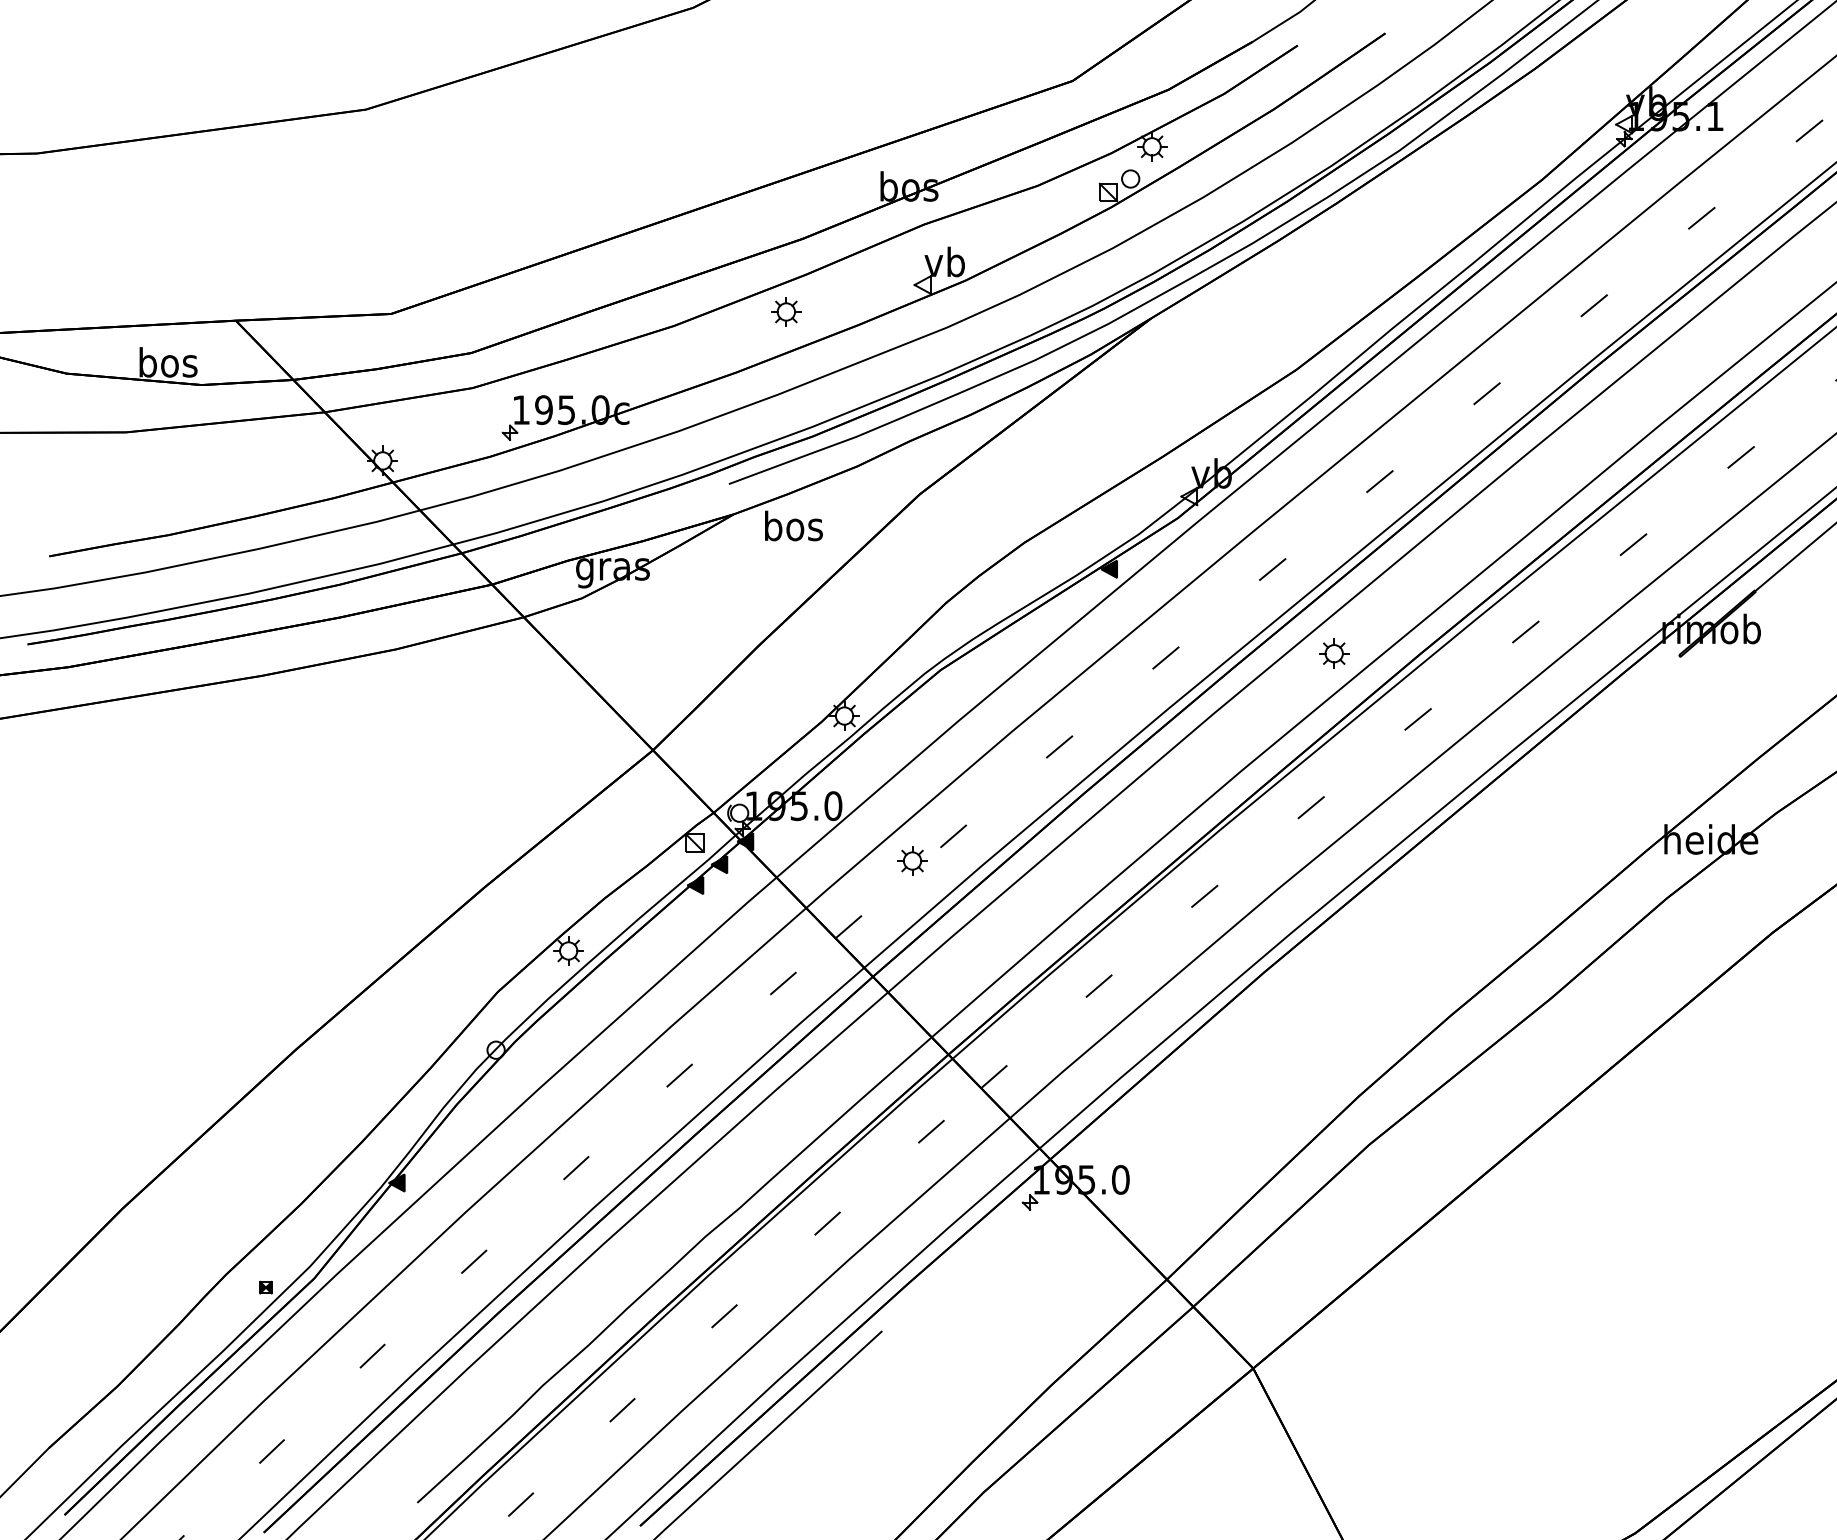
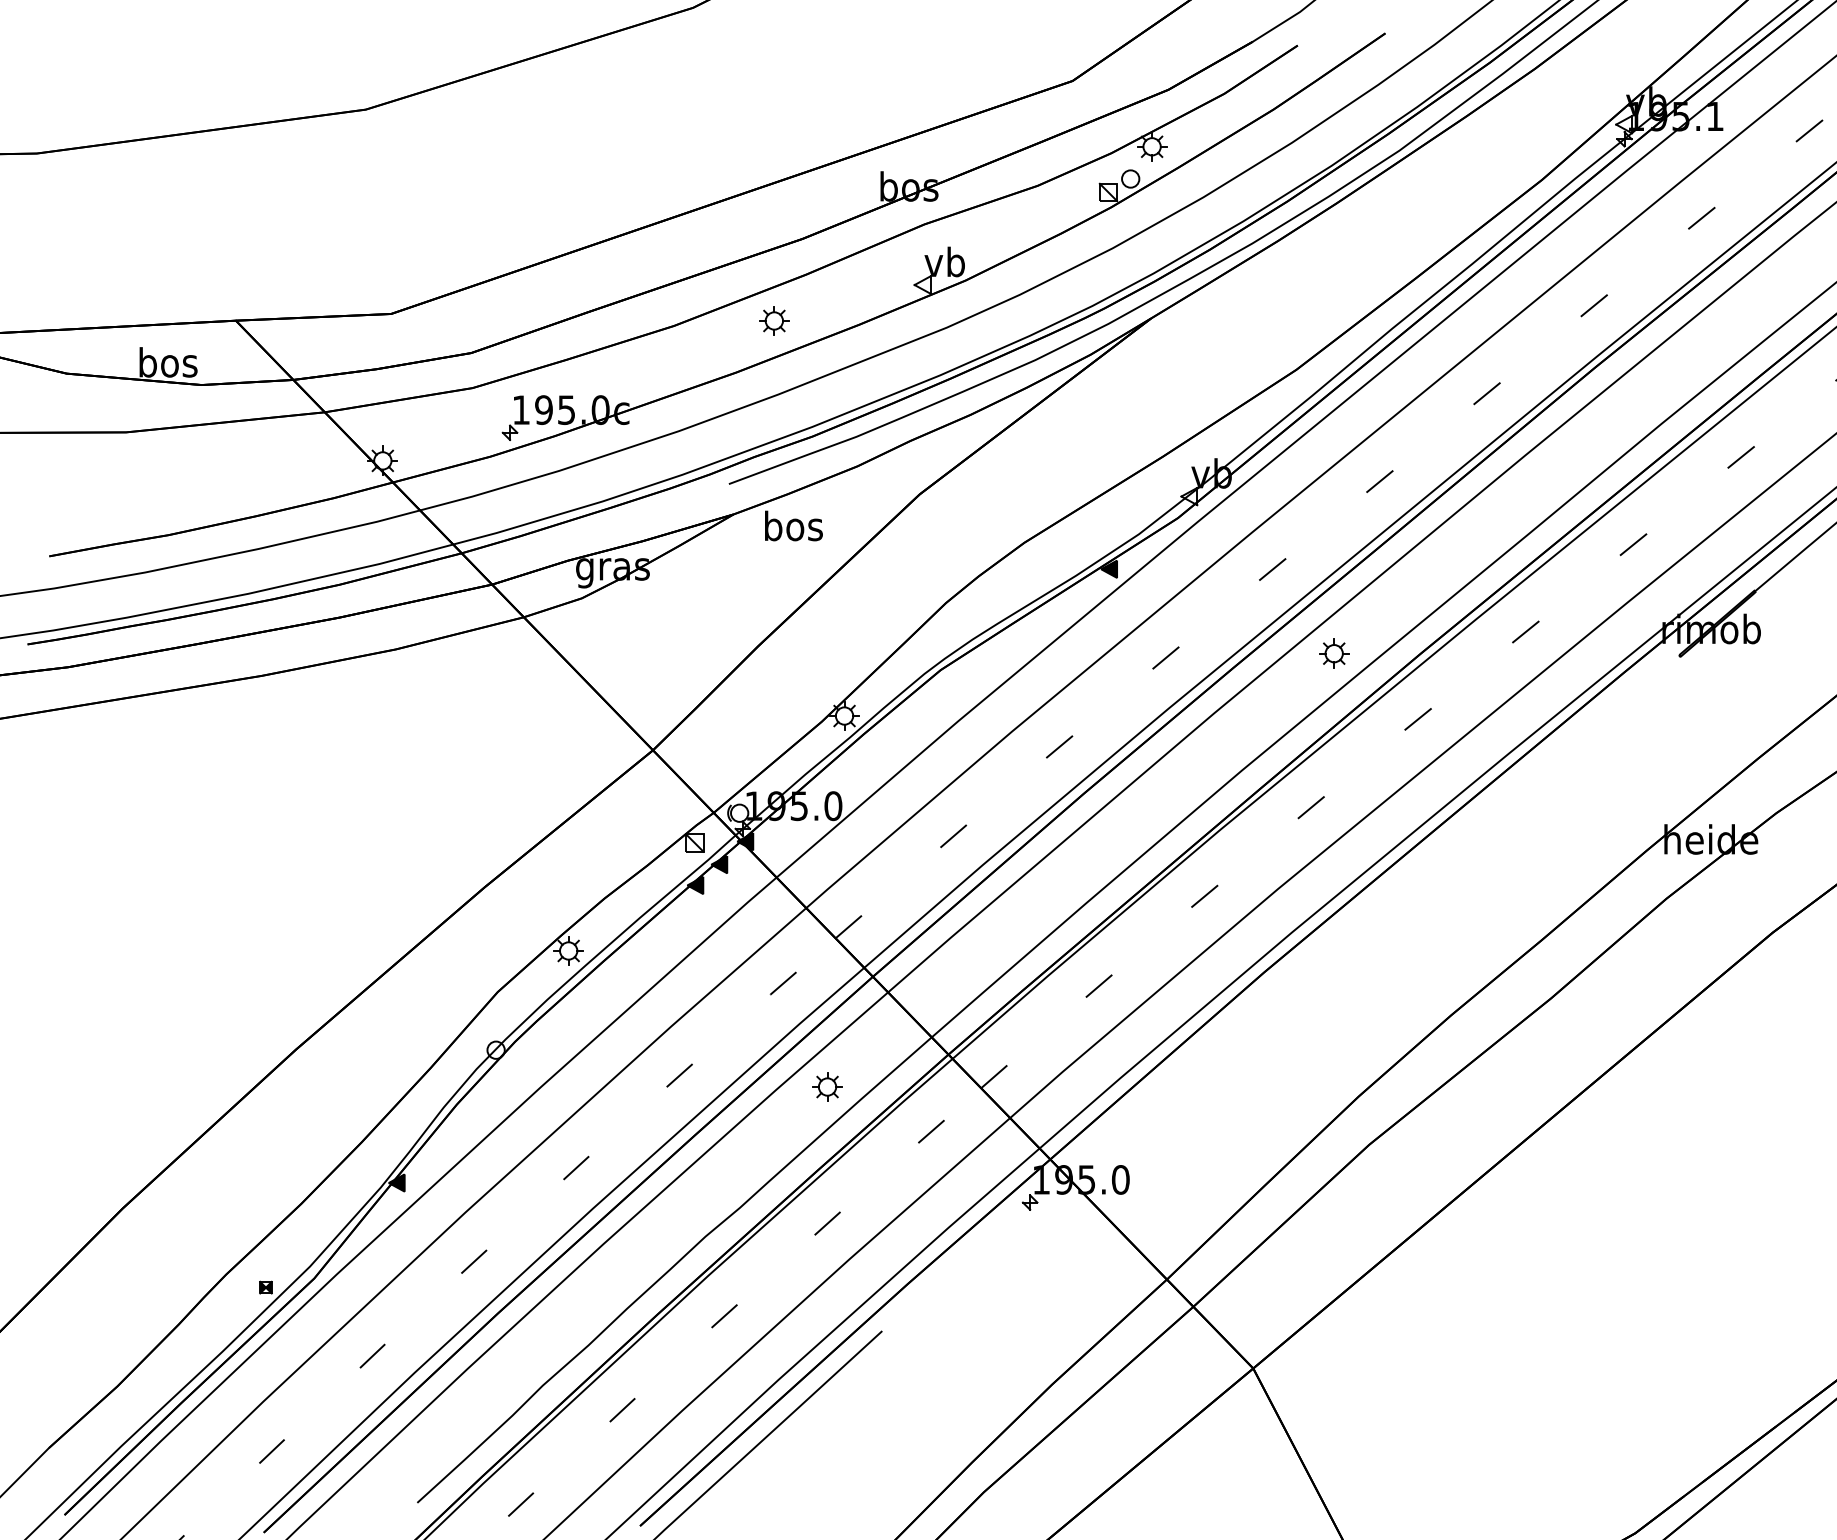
part position: (786, 311) -> (774, 320) (774, 320)
part position: (912, 860) -> (827, 1086) (827, 1086)
